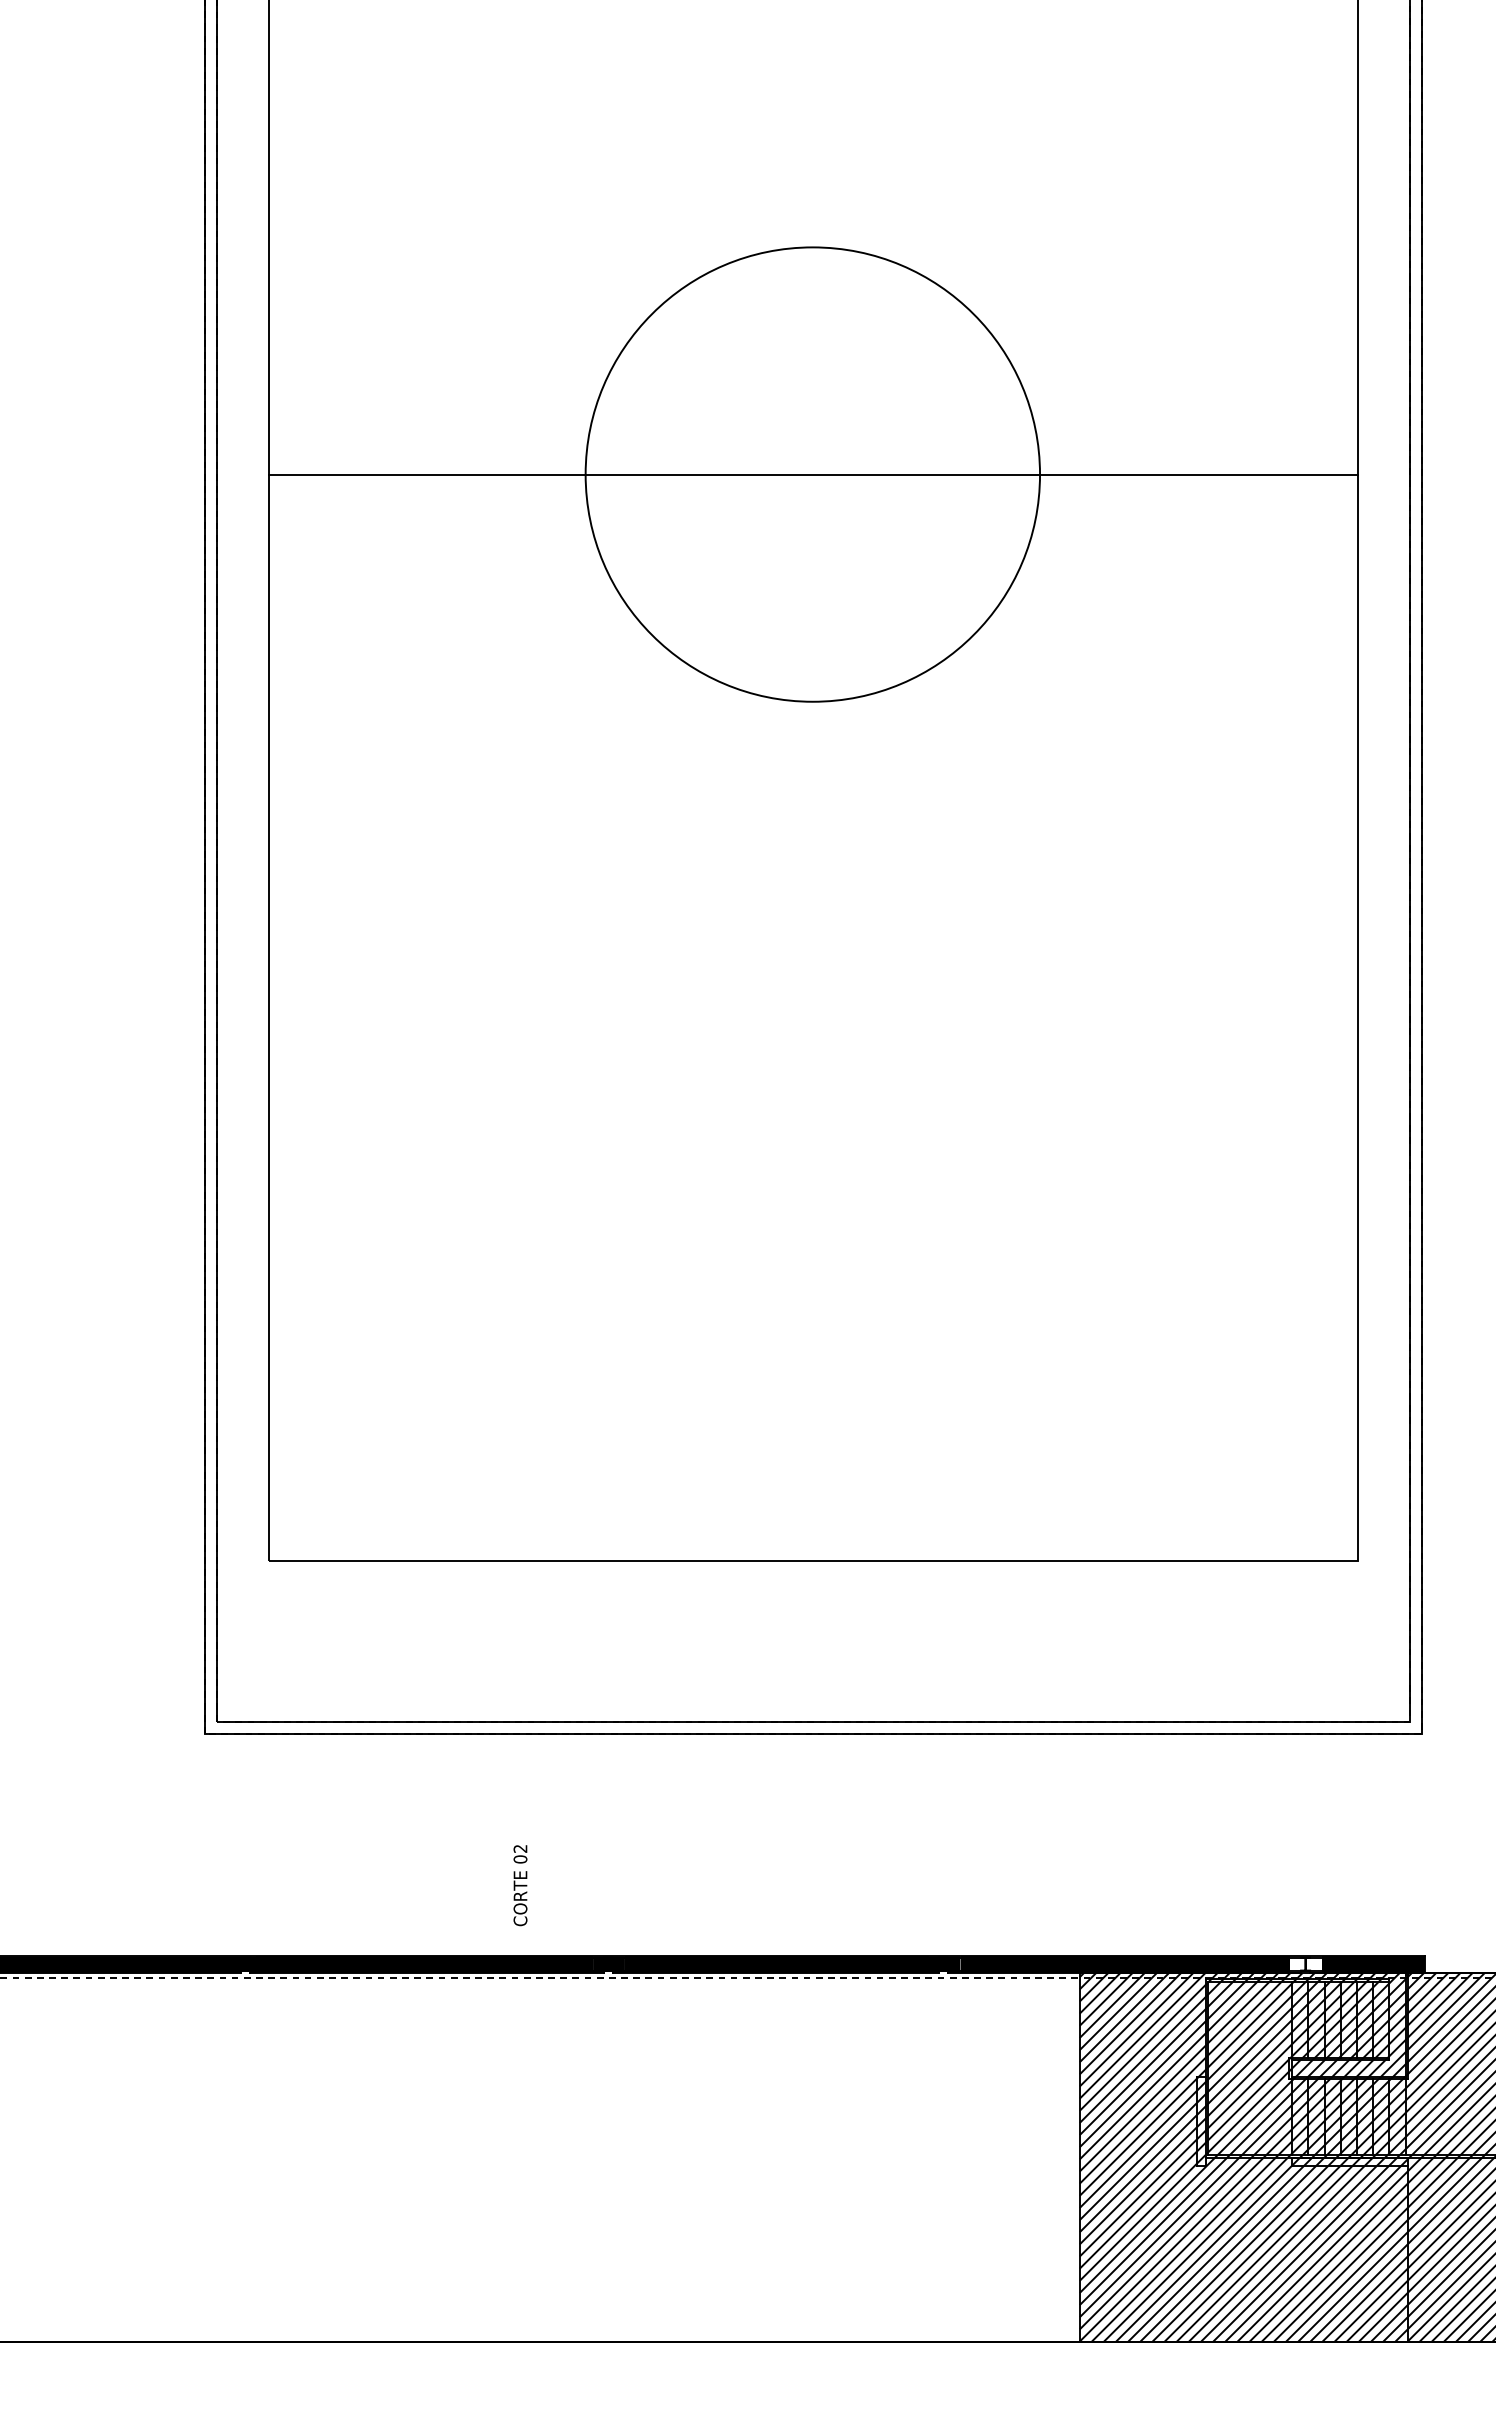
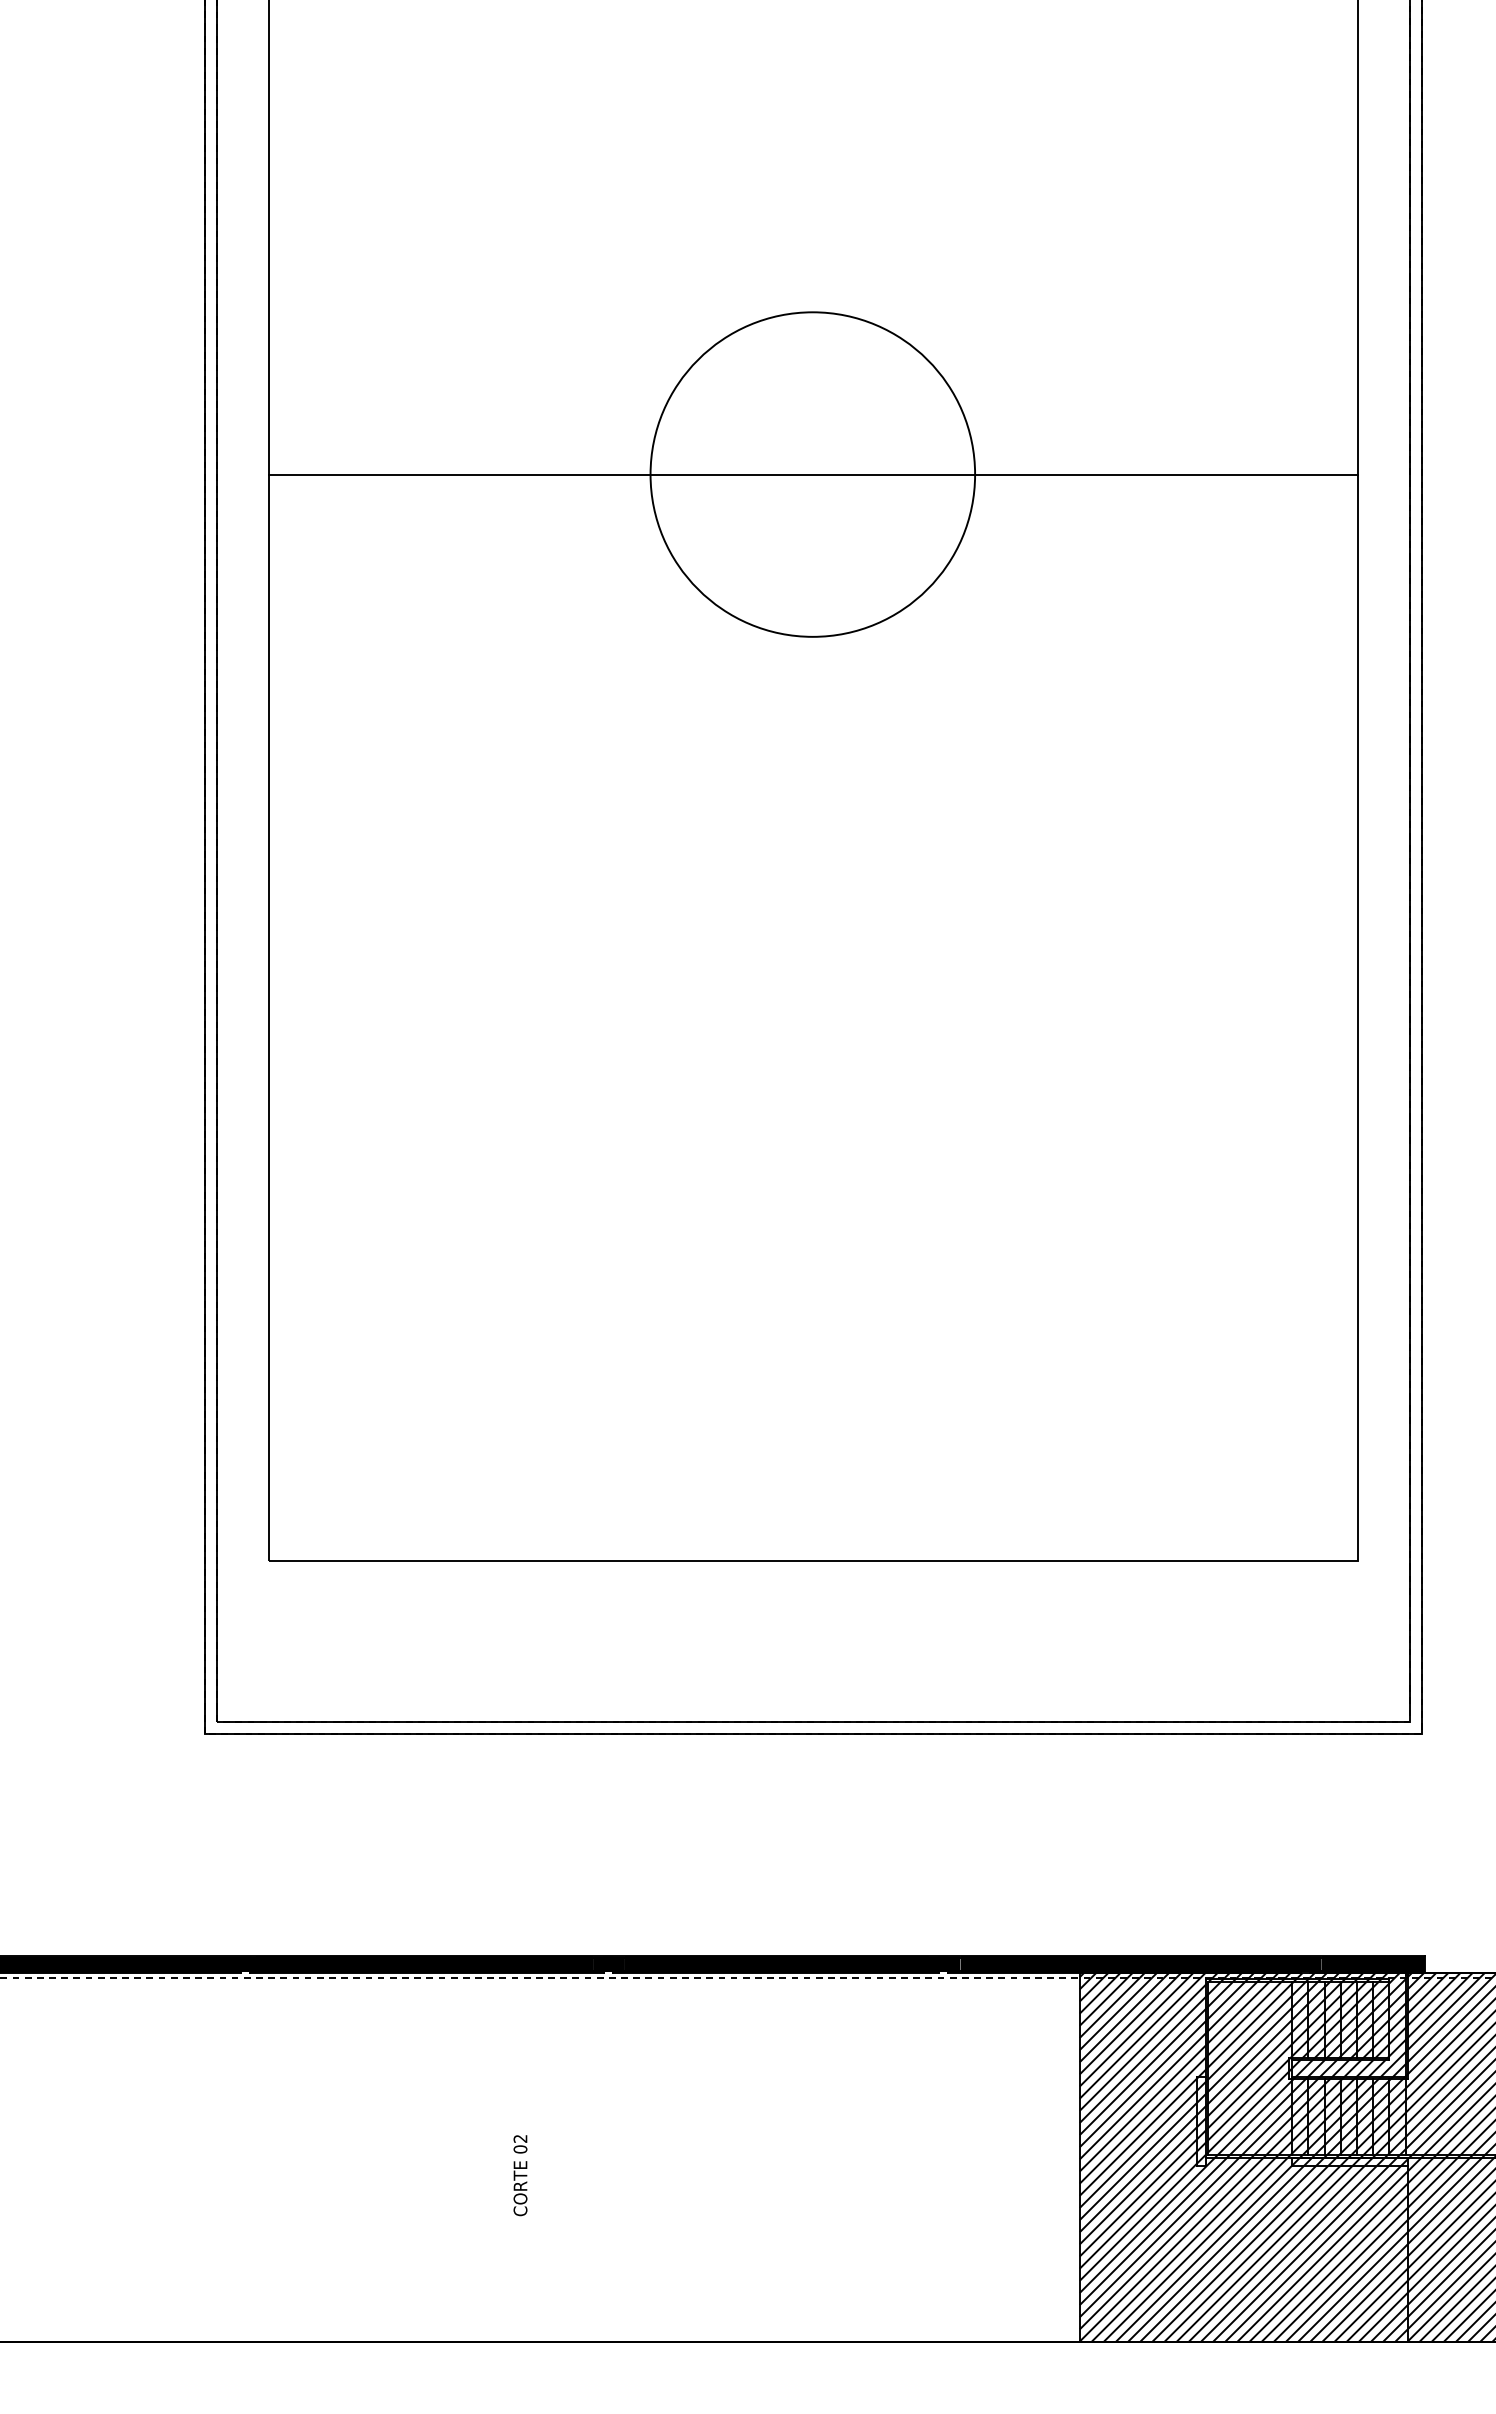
circle diameter: 454 px -> 325 px (812, 474)
text position: (520, 1885) -> (520, 2175) (520, 2175)
fill: none -> present (1305, 1964)
